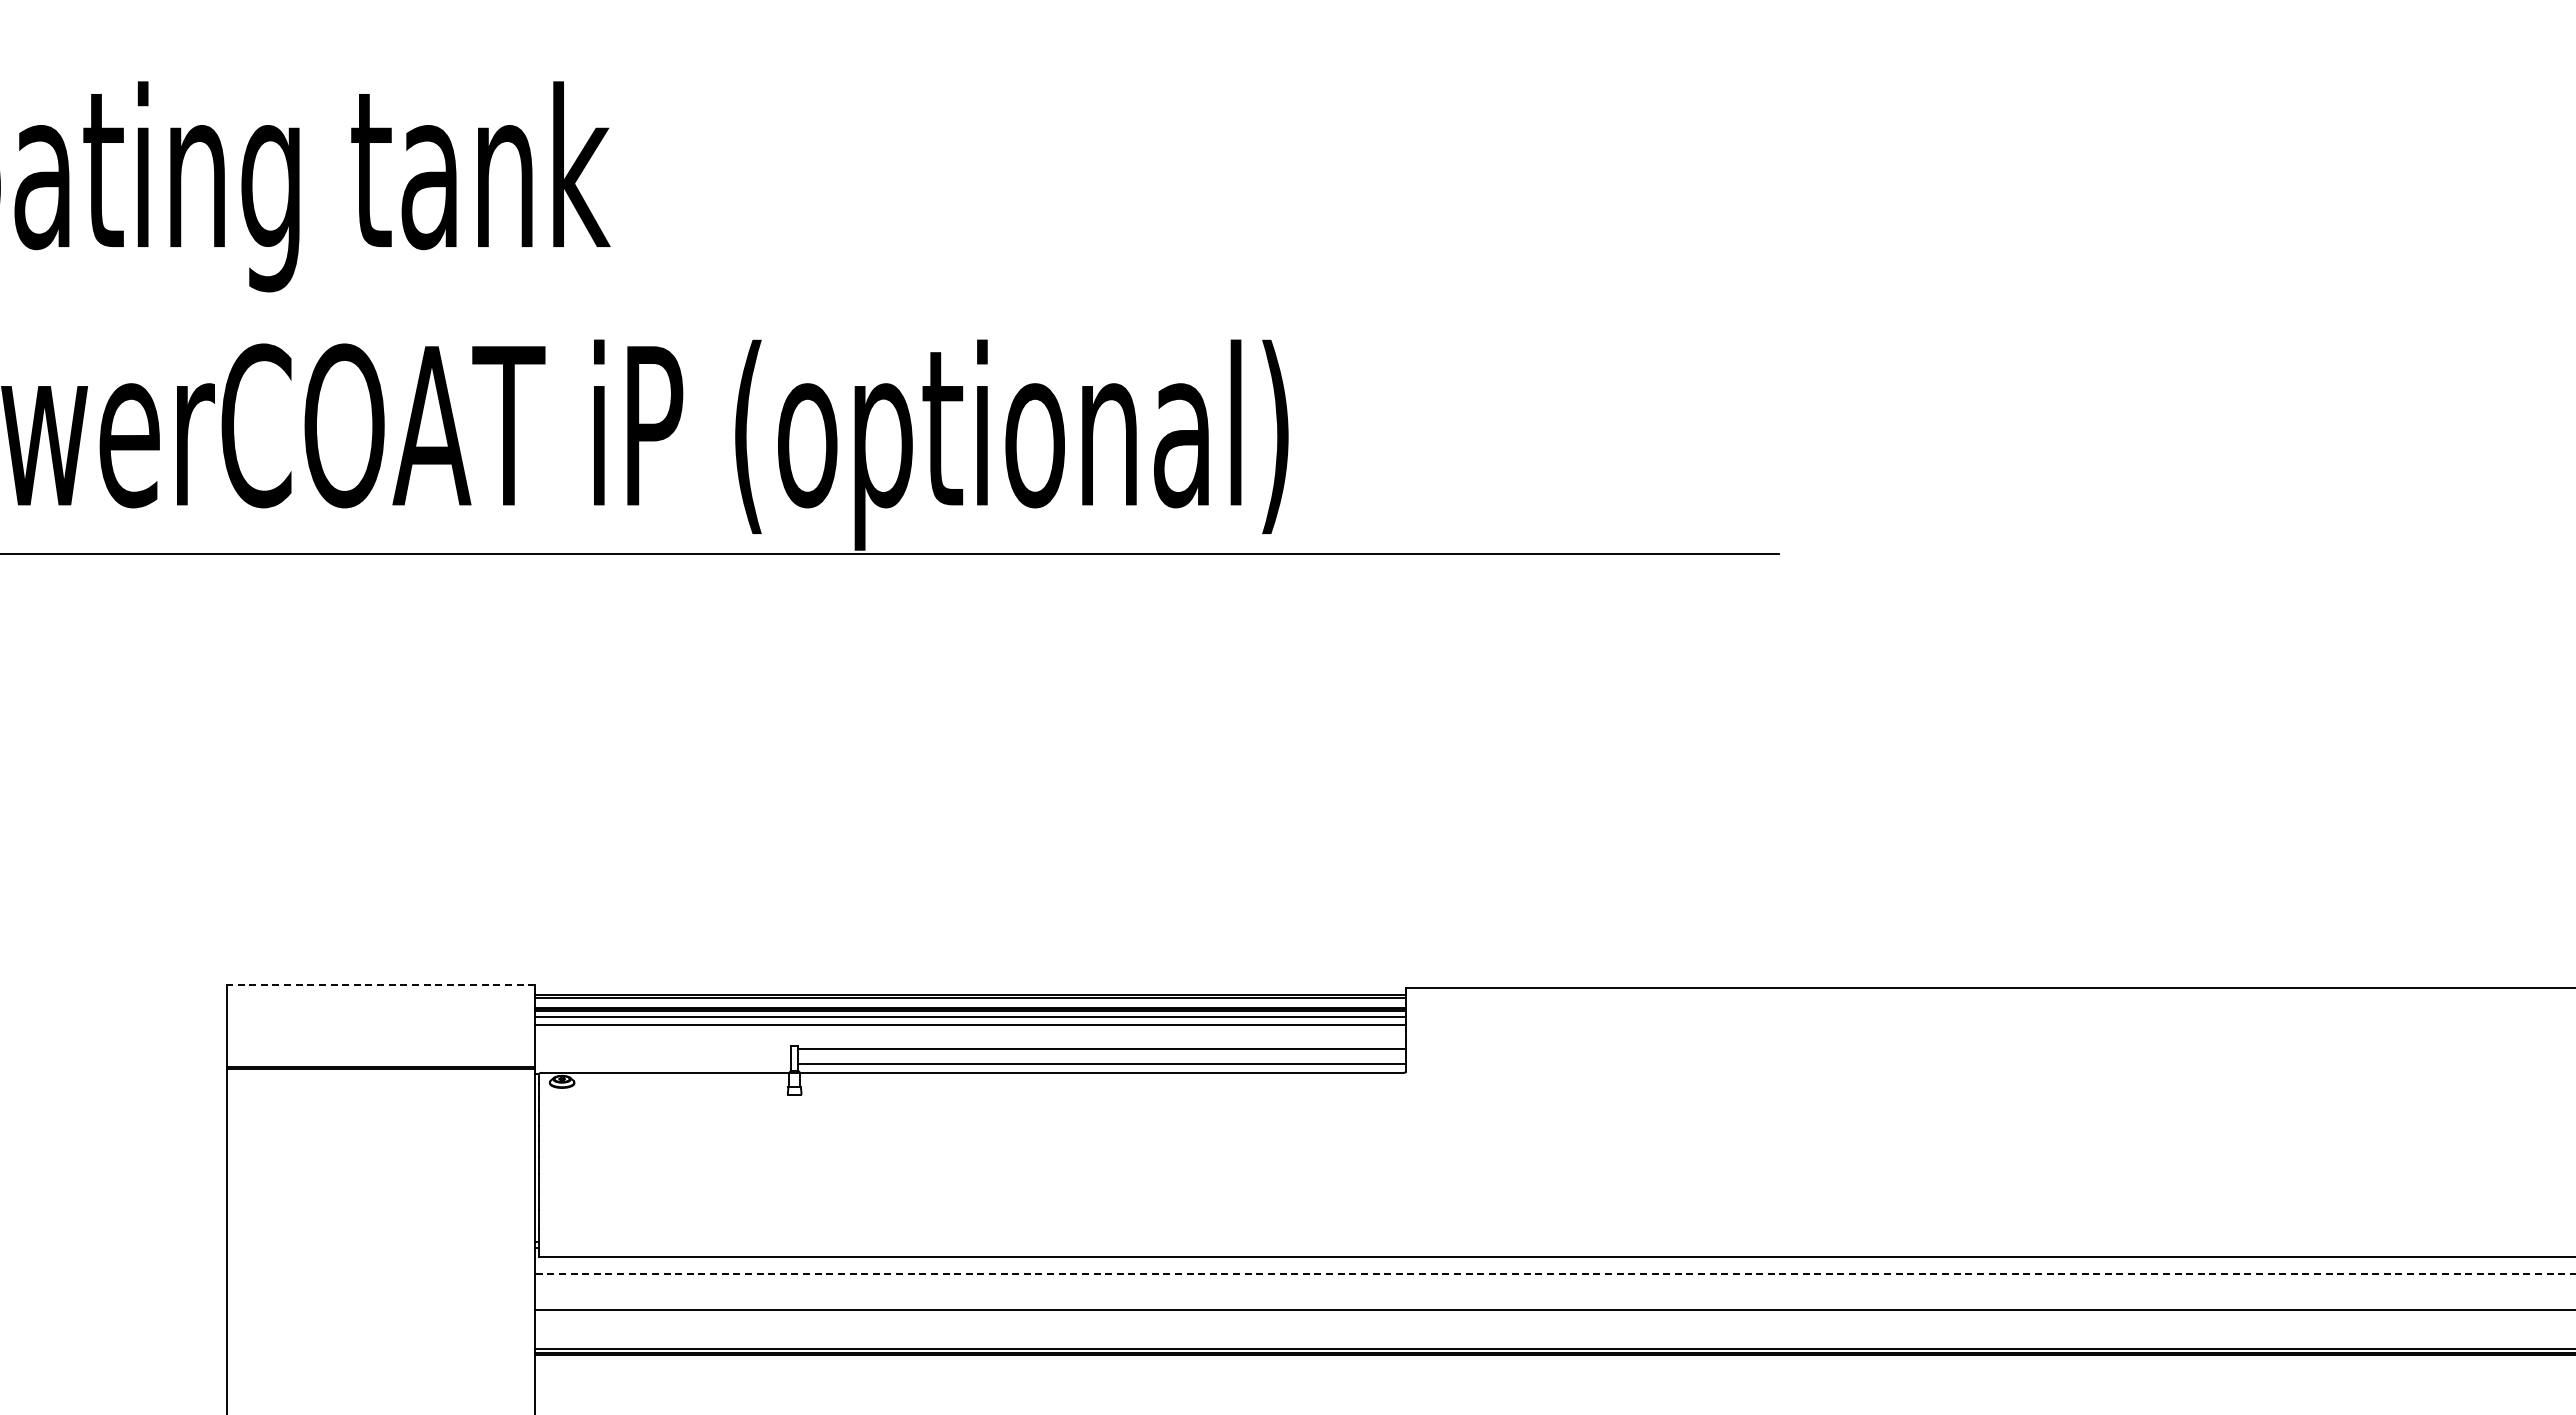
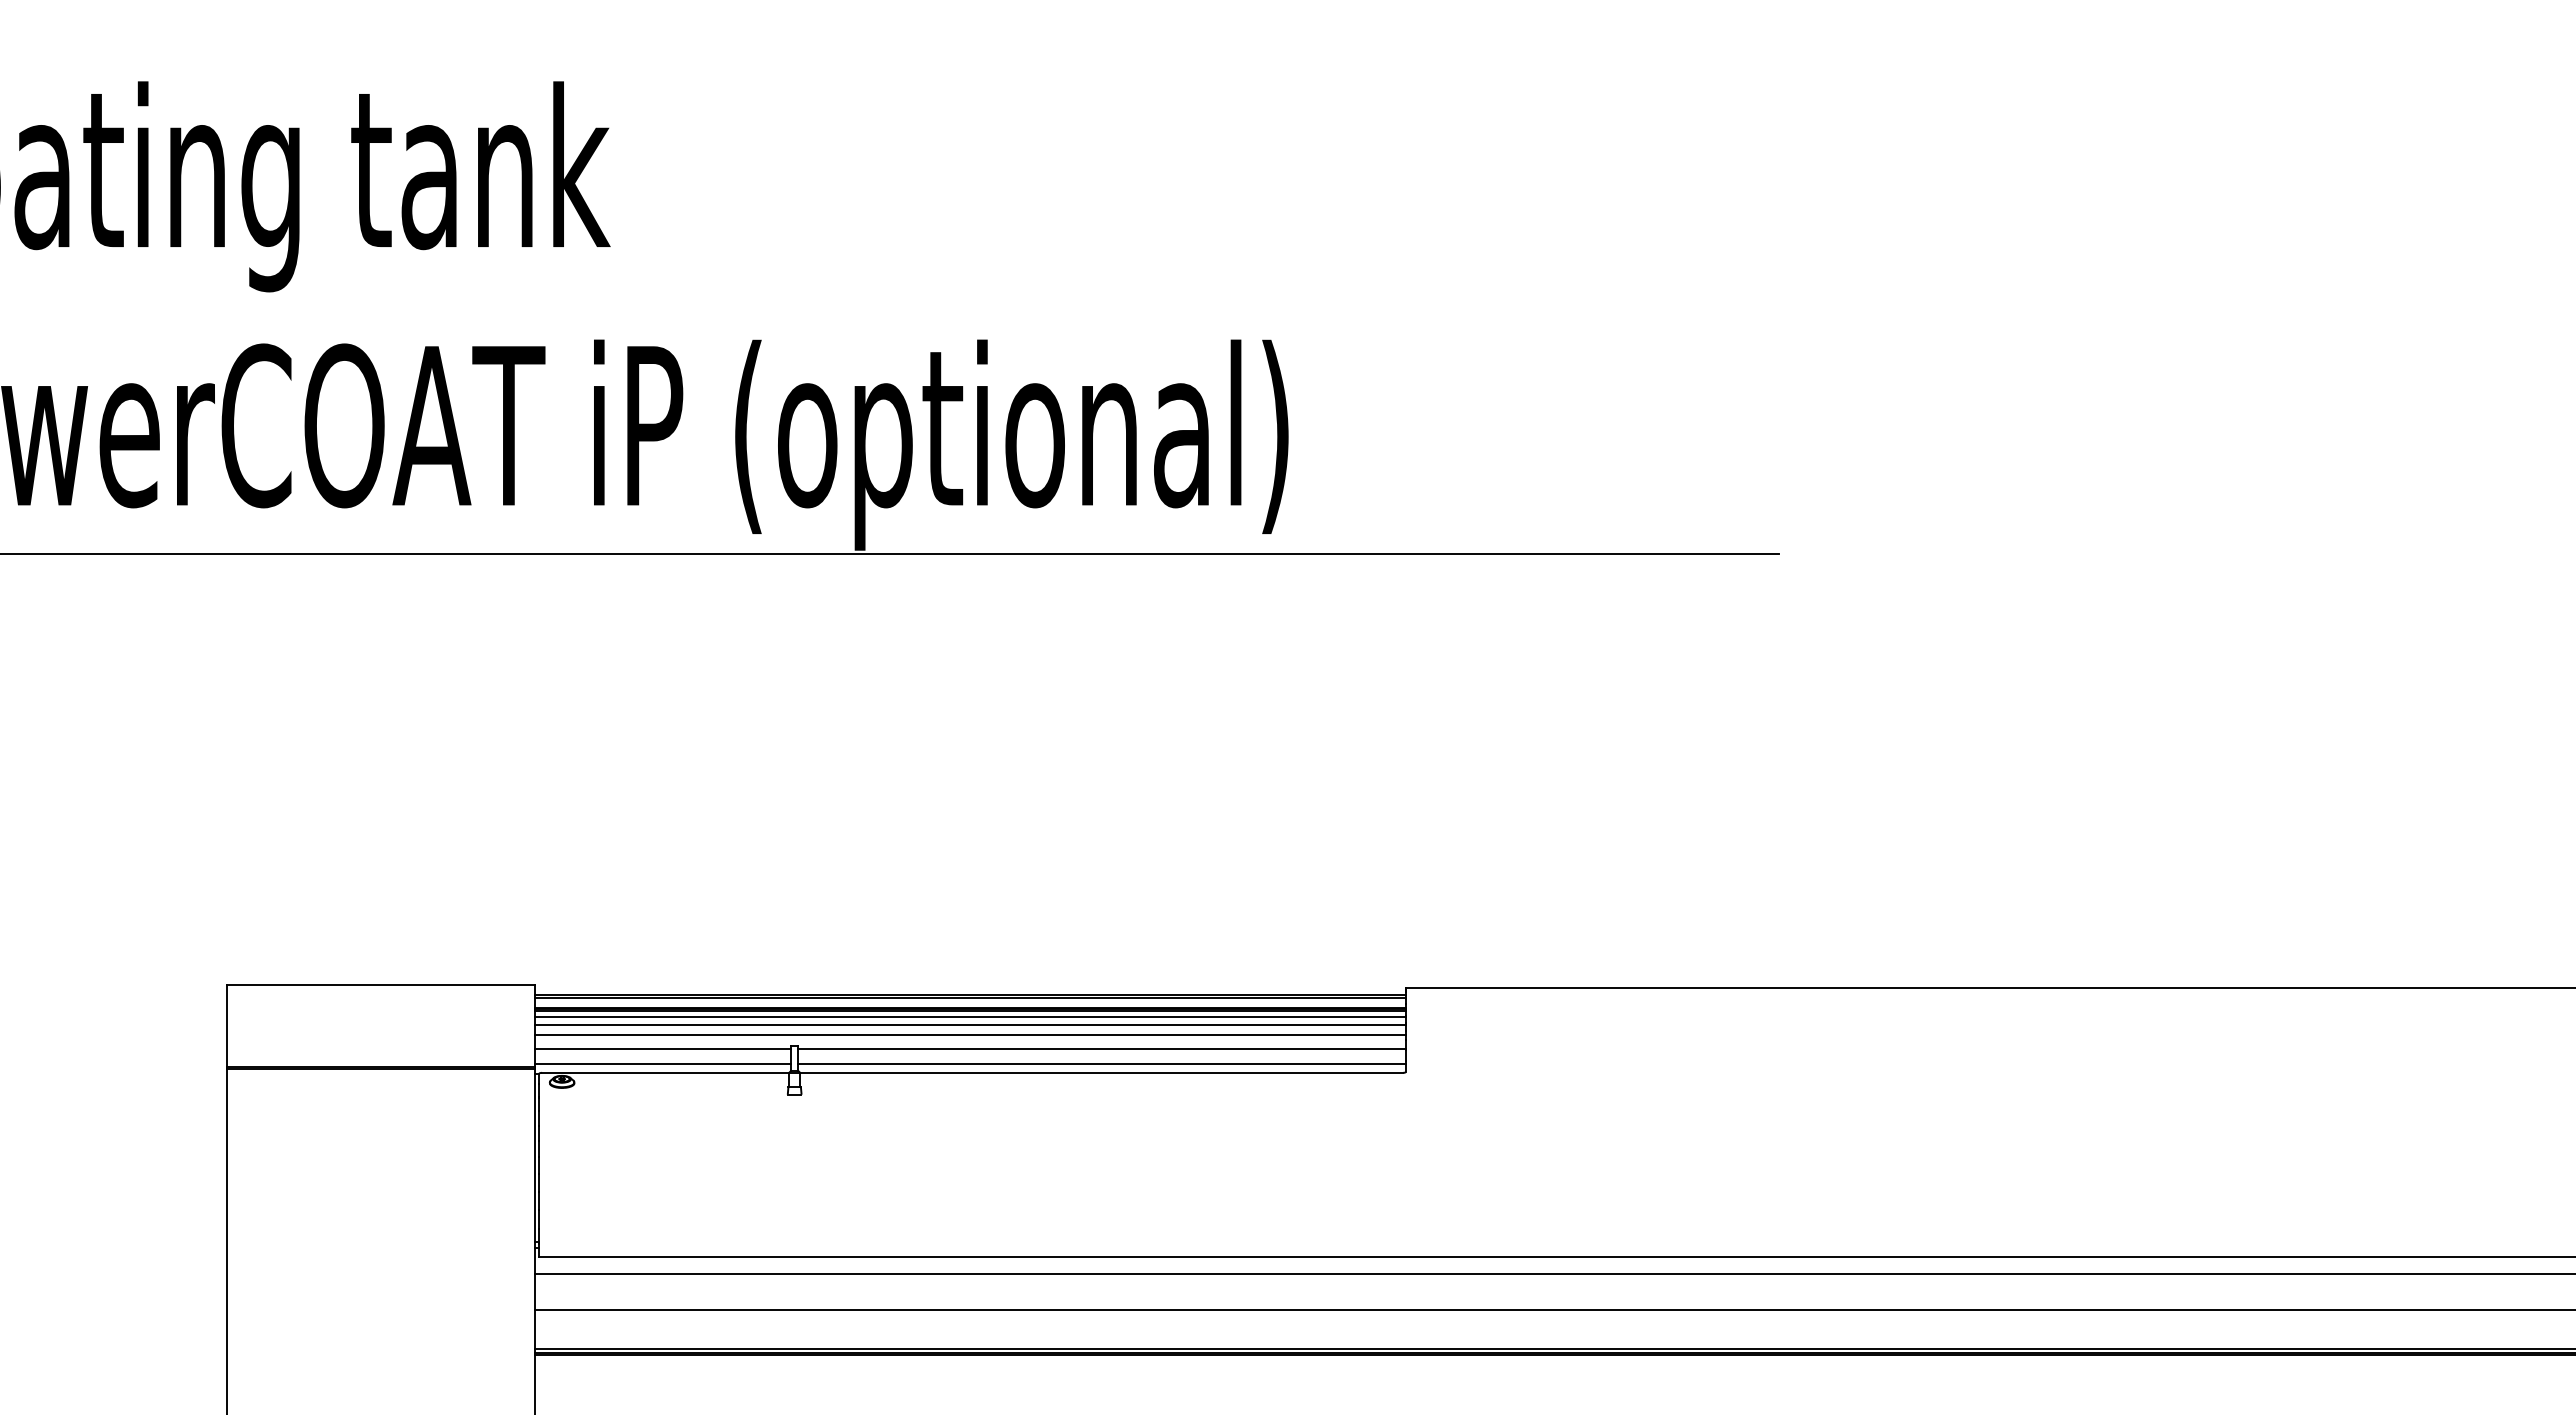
line: dashed -> solid (380, 985)
line: none -> present (970, 1035)
line: none -> present (663, 1048)
line: none -> present (663, 1064)
line: dashed -> solid (1555, 1273)
